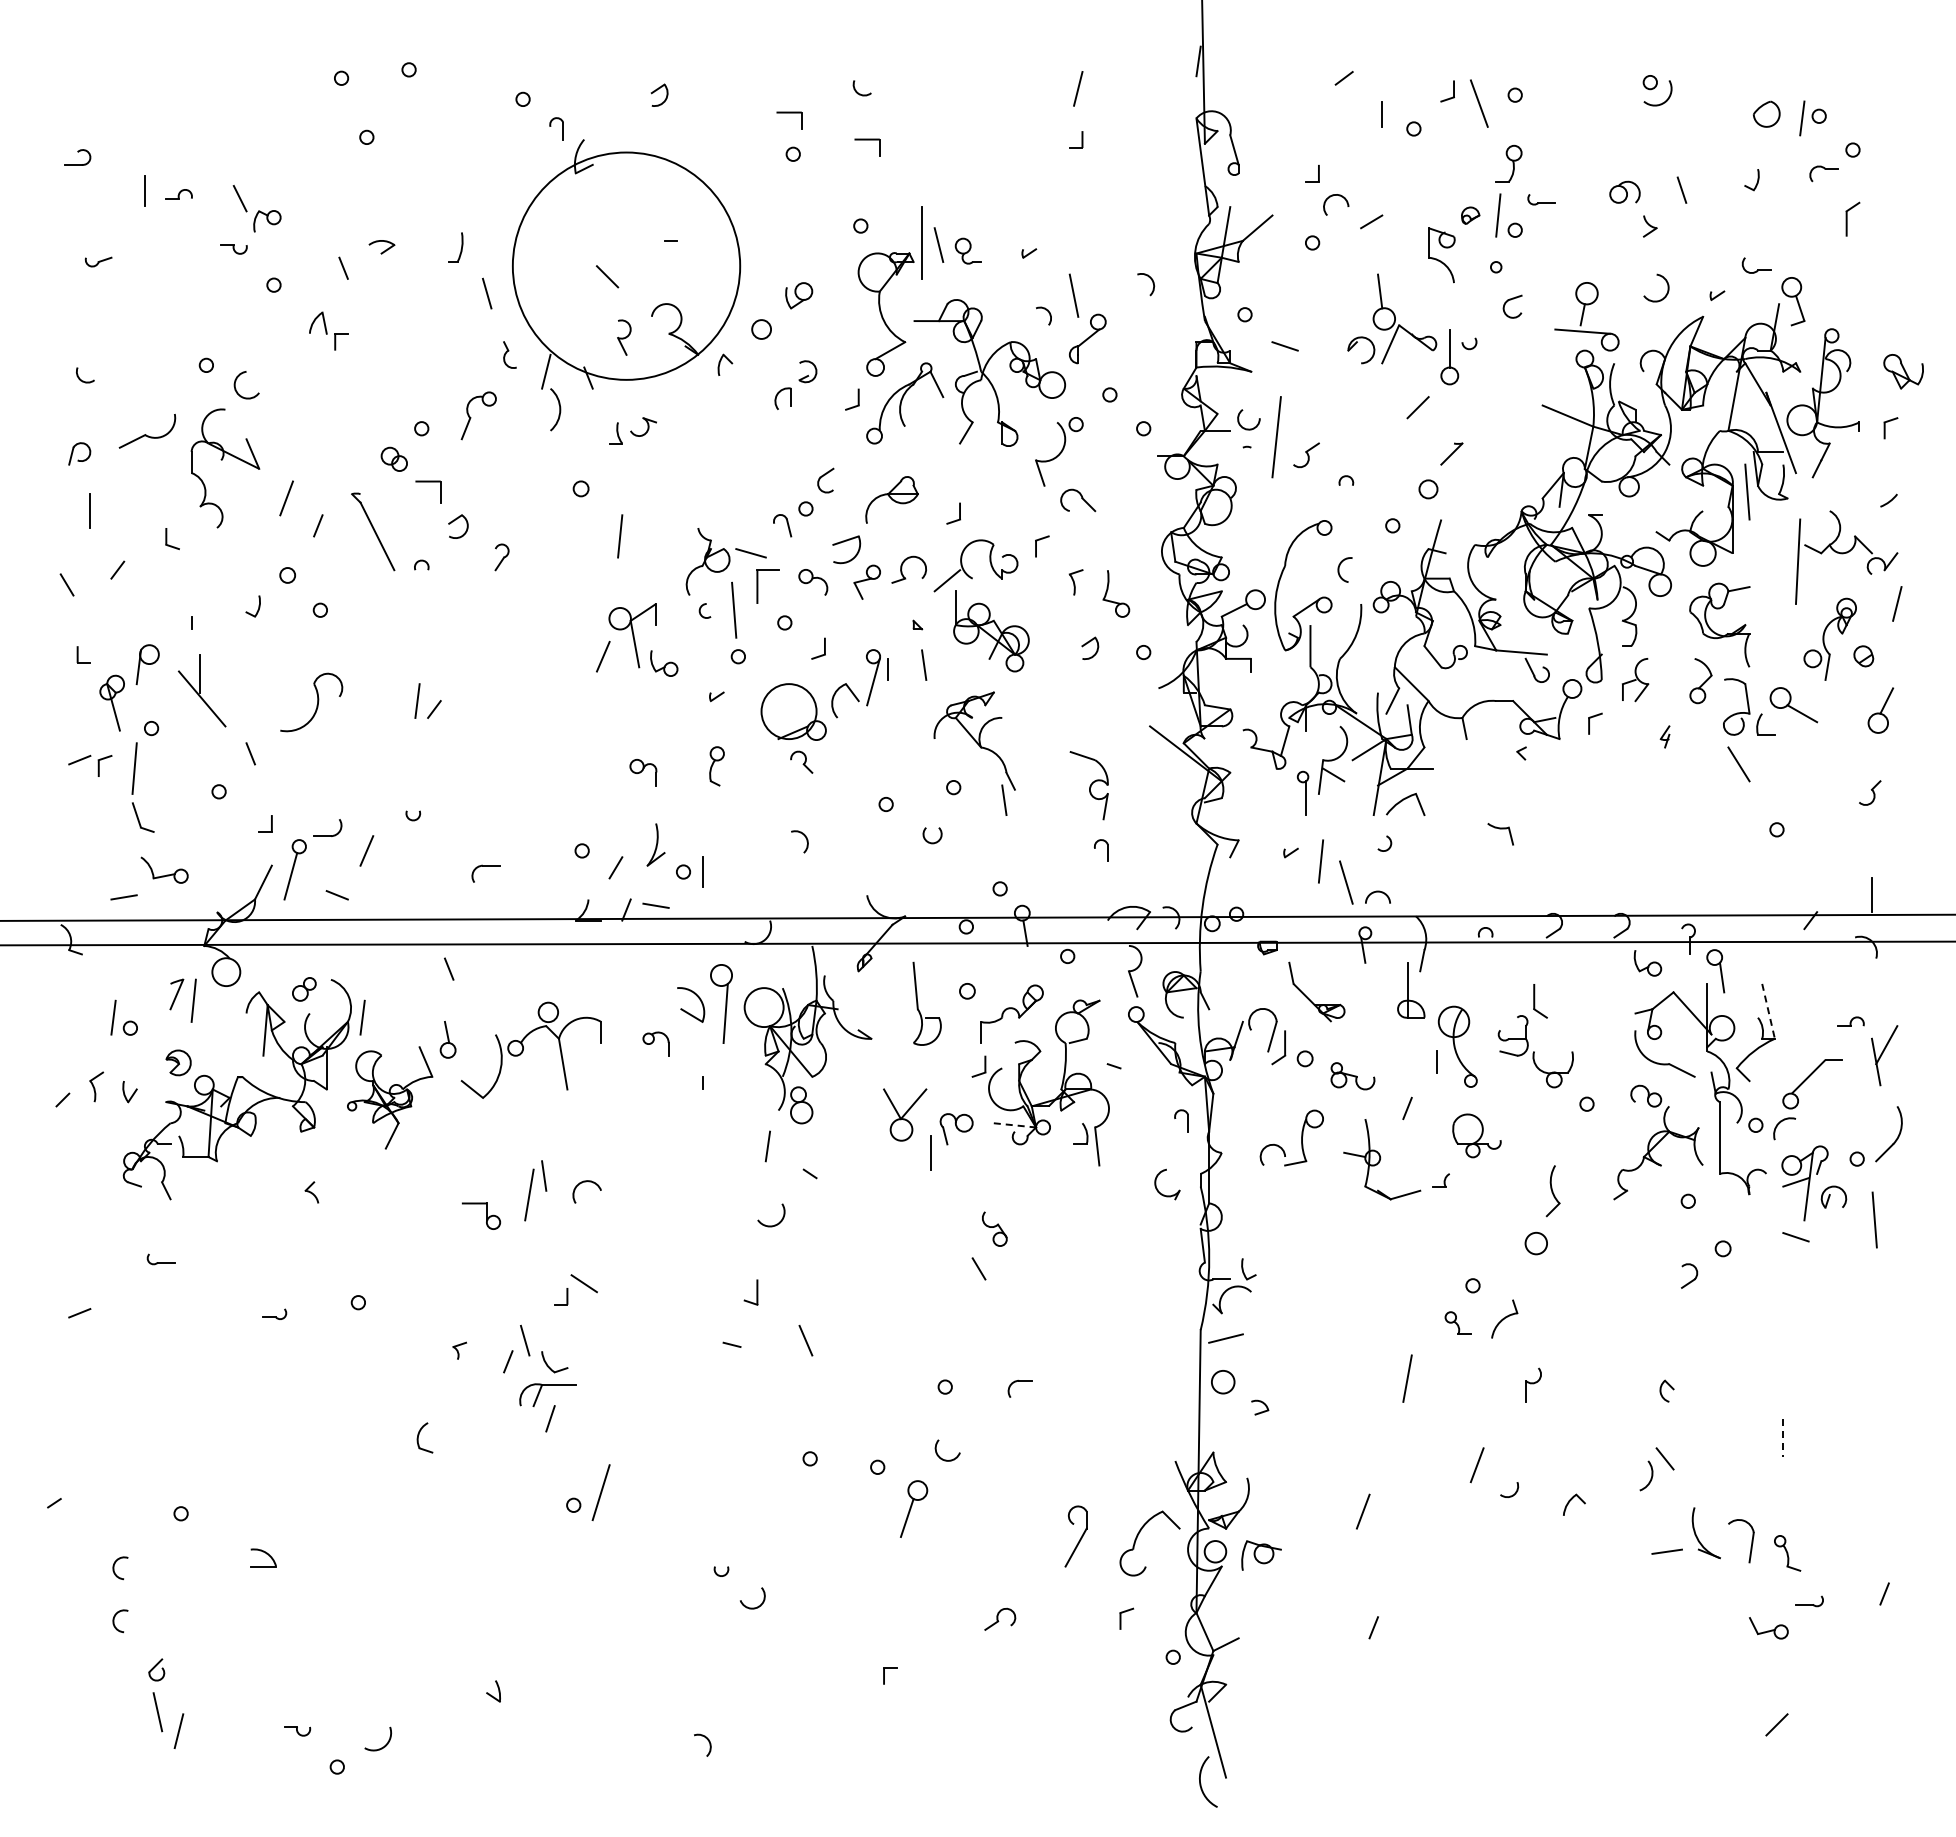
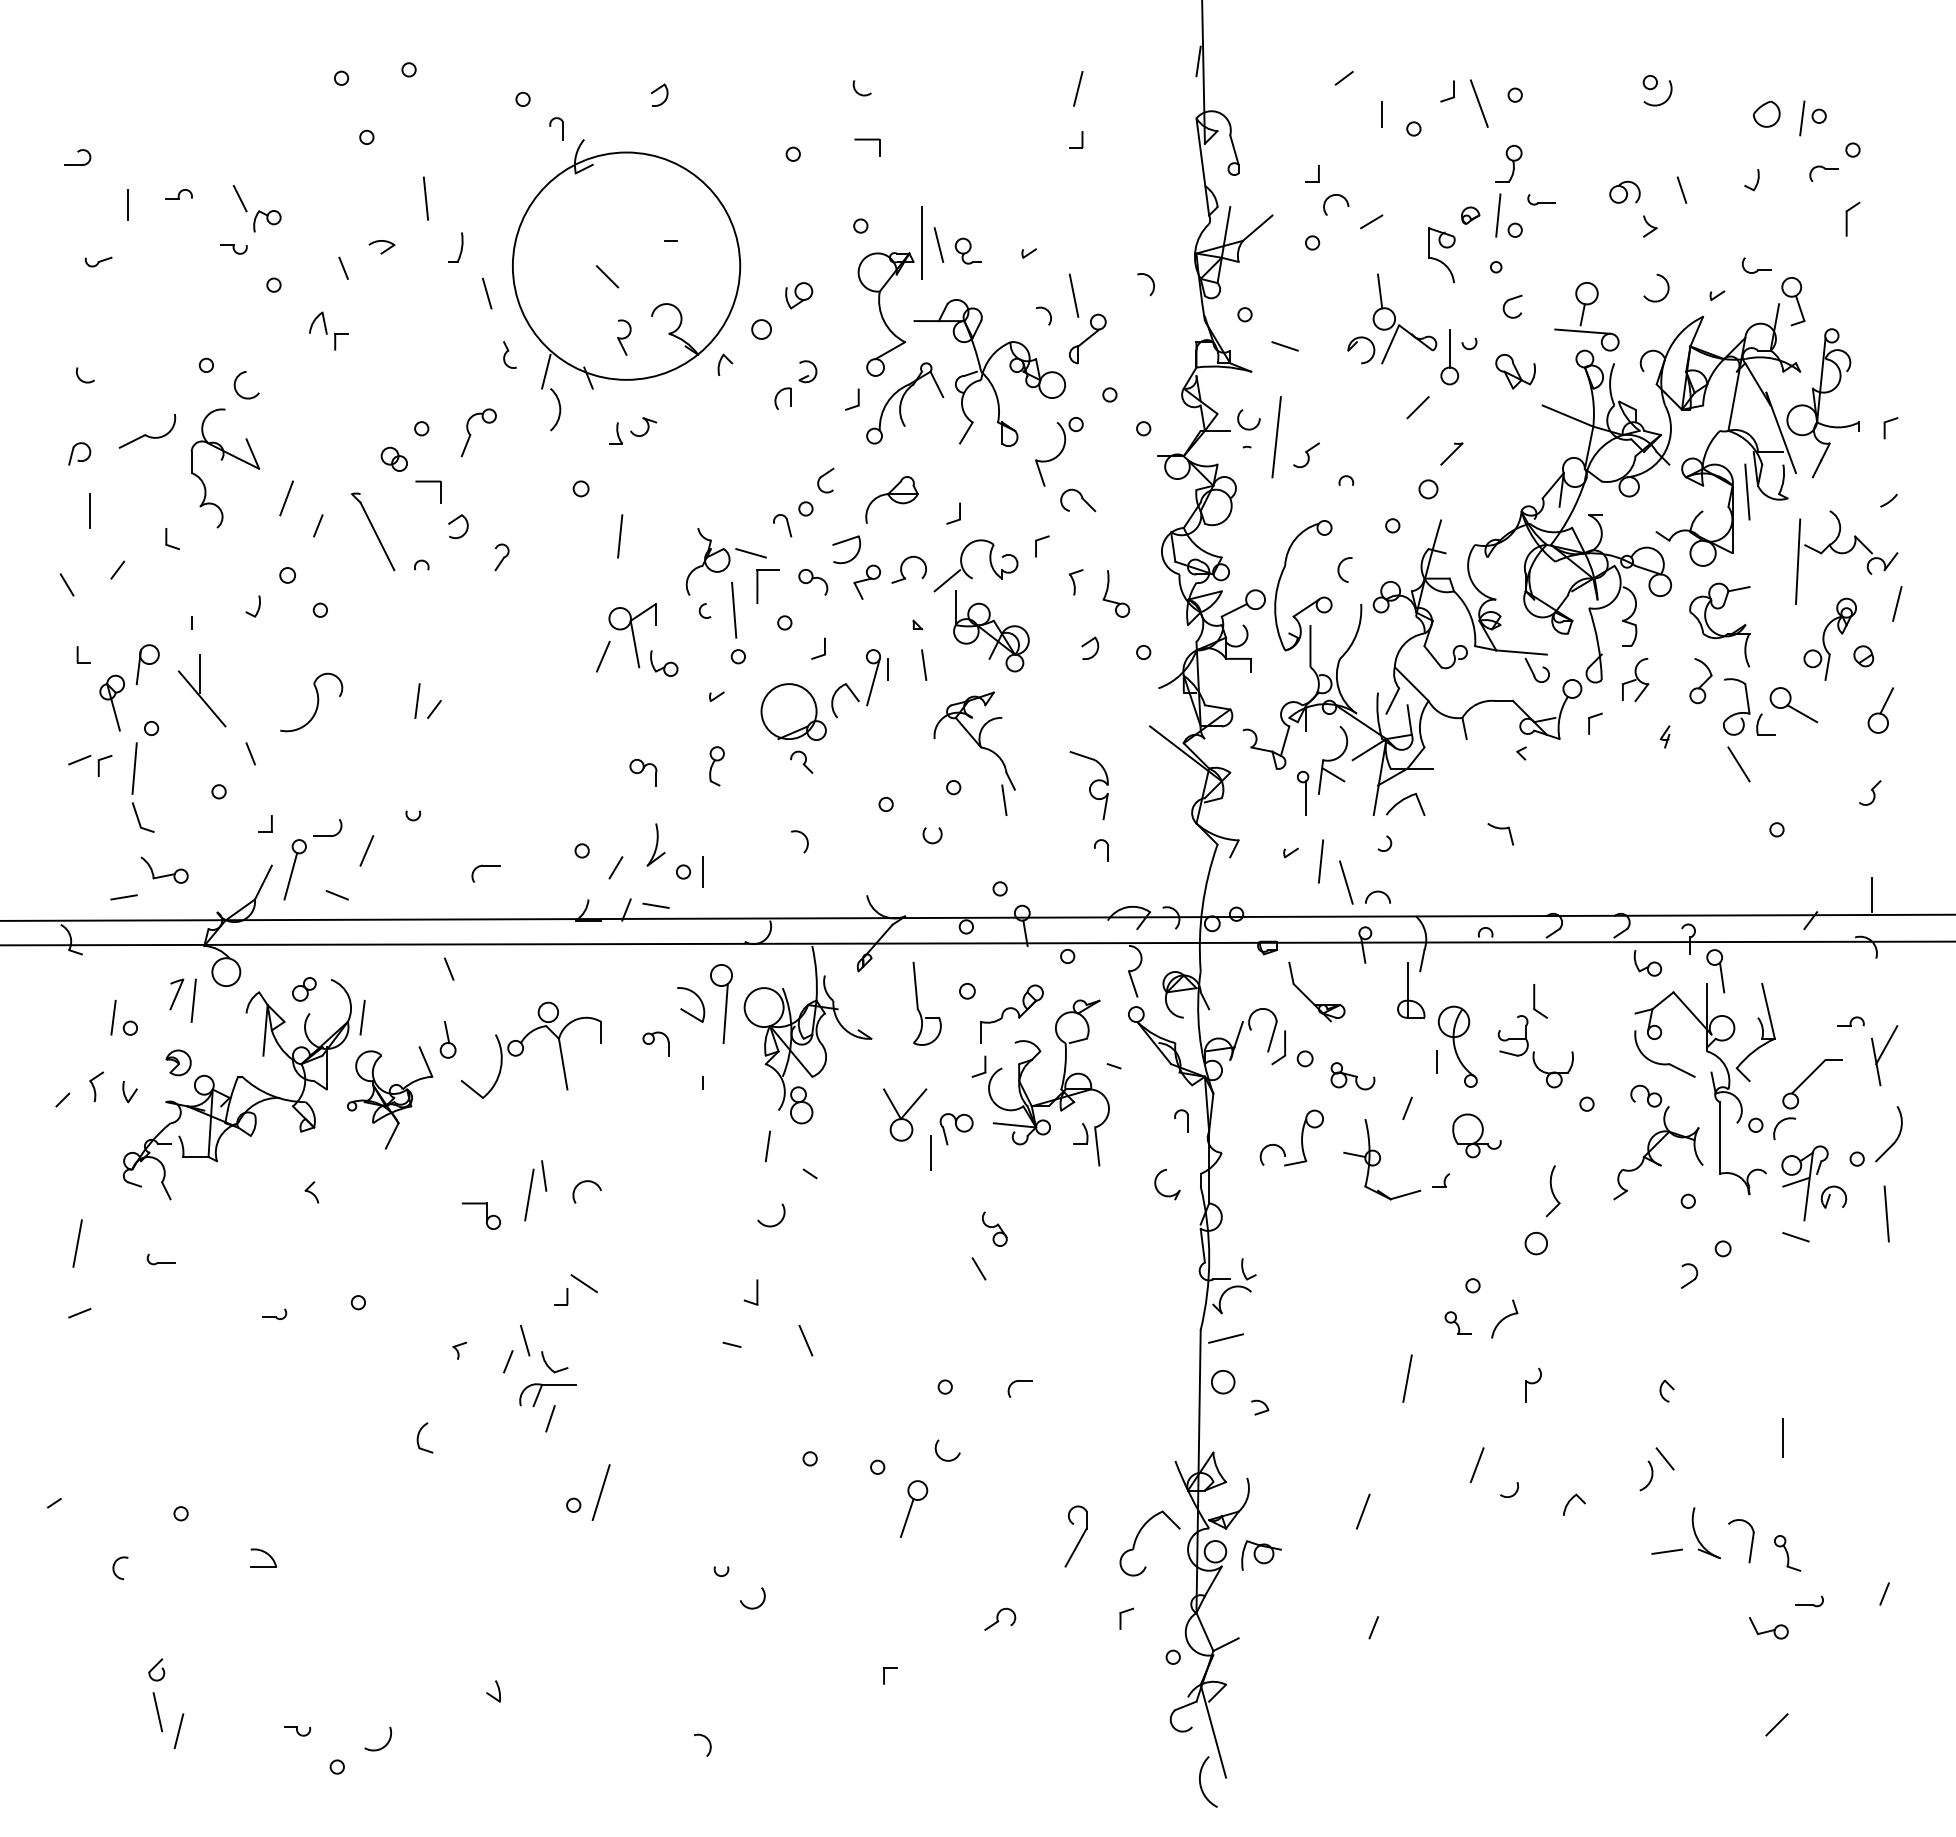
part: present -> none (789, 113)
line position: (144, 190) -> (127, 204) (127, 204)
line: none -> present (425, 198)
part position: (1903, 371) -> (1515, 371) (1515, 371)
part position: (471, 417) -> (471, 434) (471, 434)
line: dashed -> solid (1768, 1011)
line: dashed -> solid (1015, 1125)
line position: (1874, 1219) -> (1886, 1213) (1886, 1213)
line: none -> present (77, 1243)
line: dashed -> solid (1783, 1437)
arc: present -> none (114, 1621)
